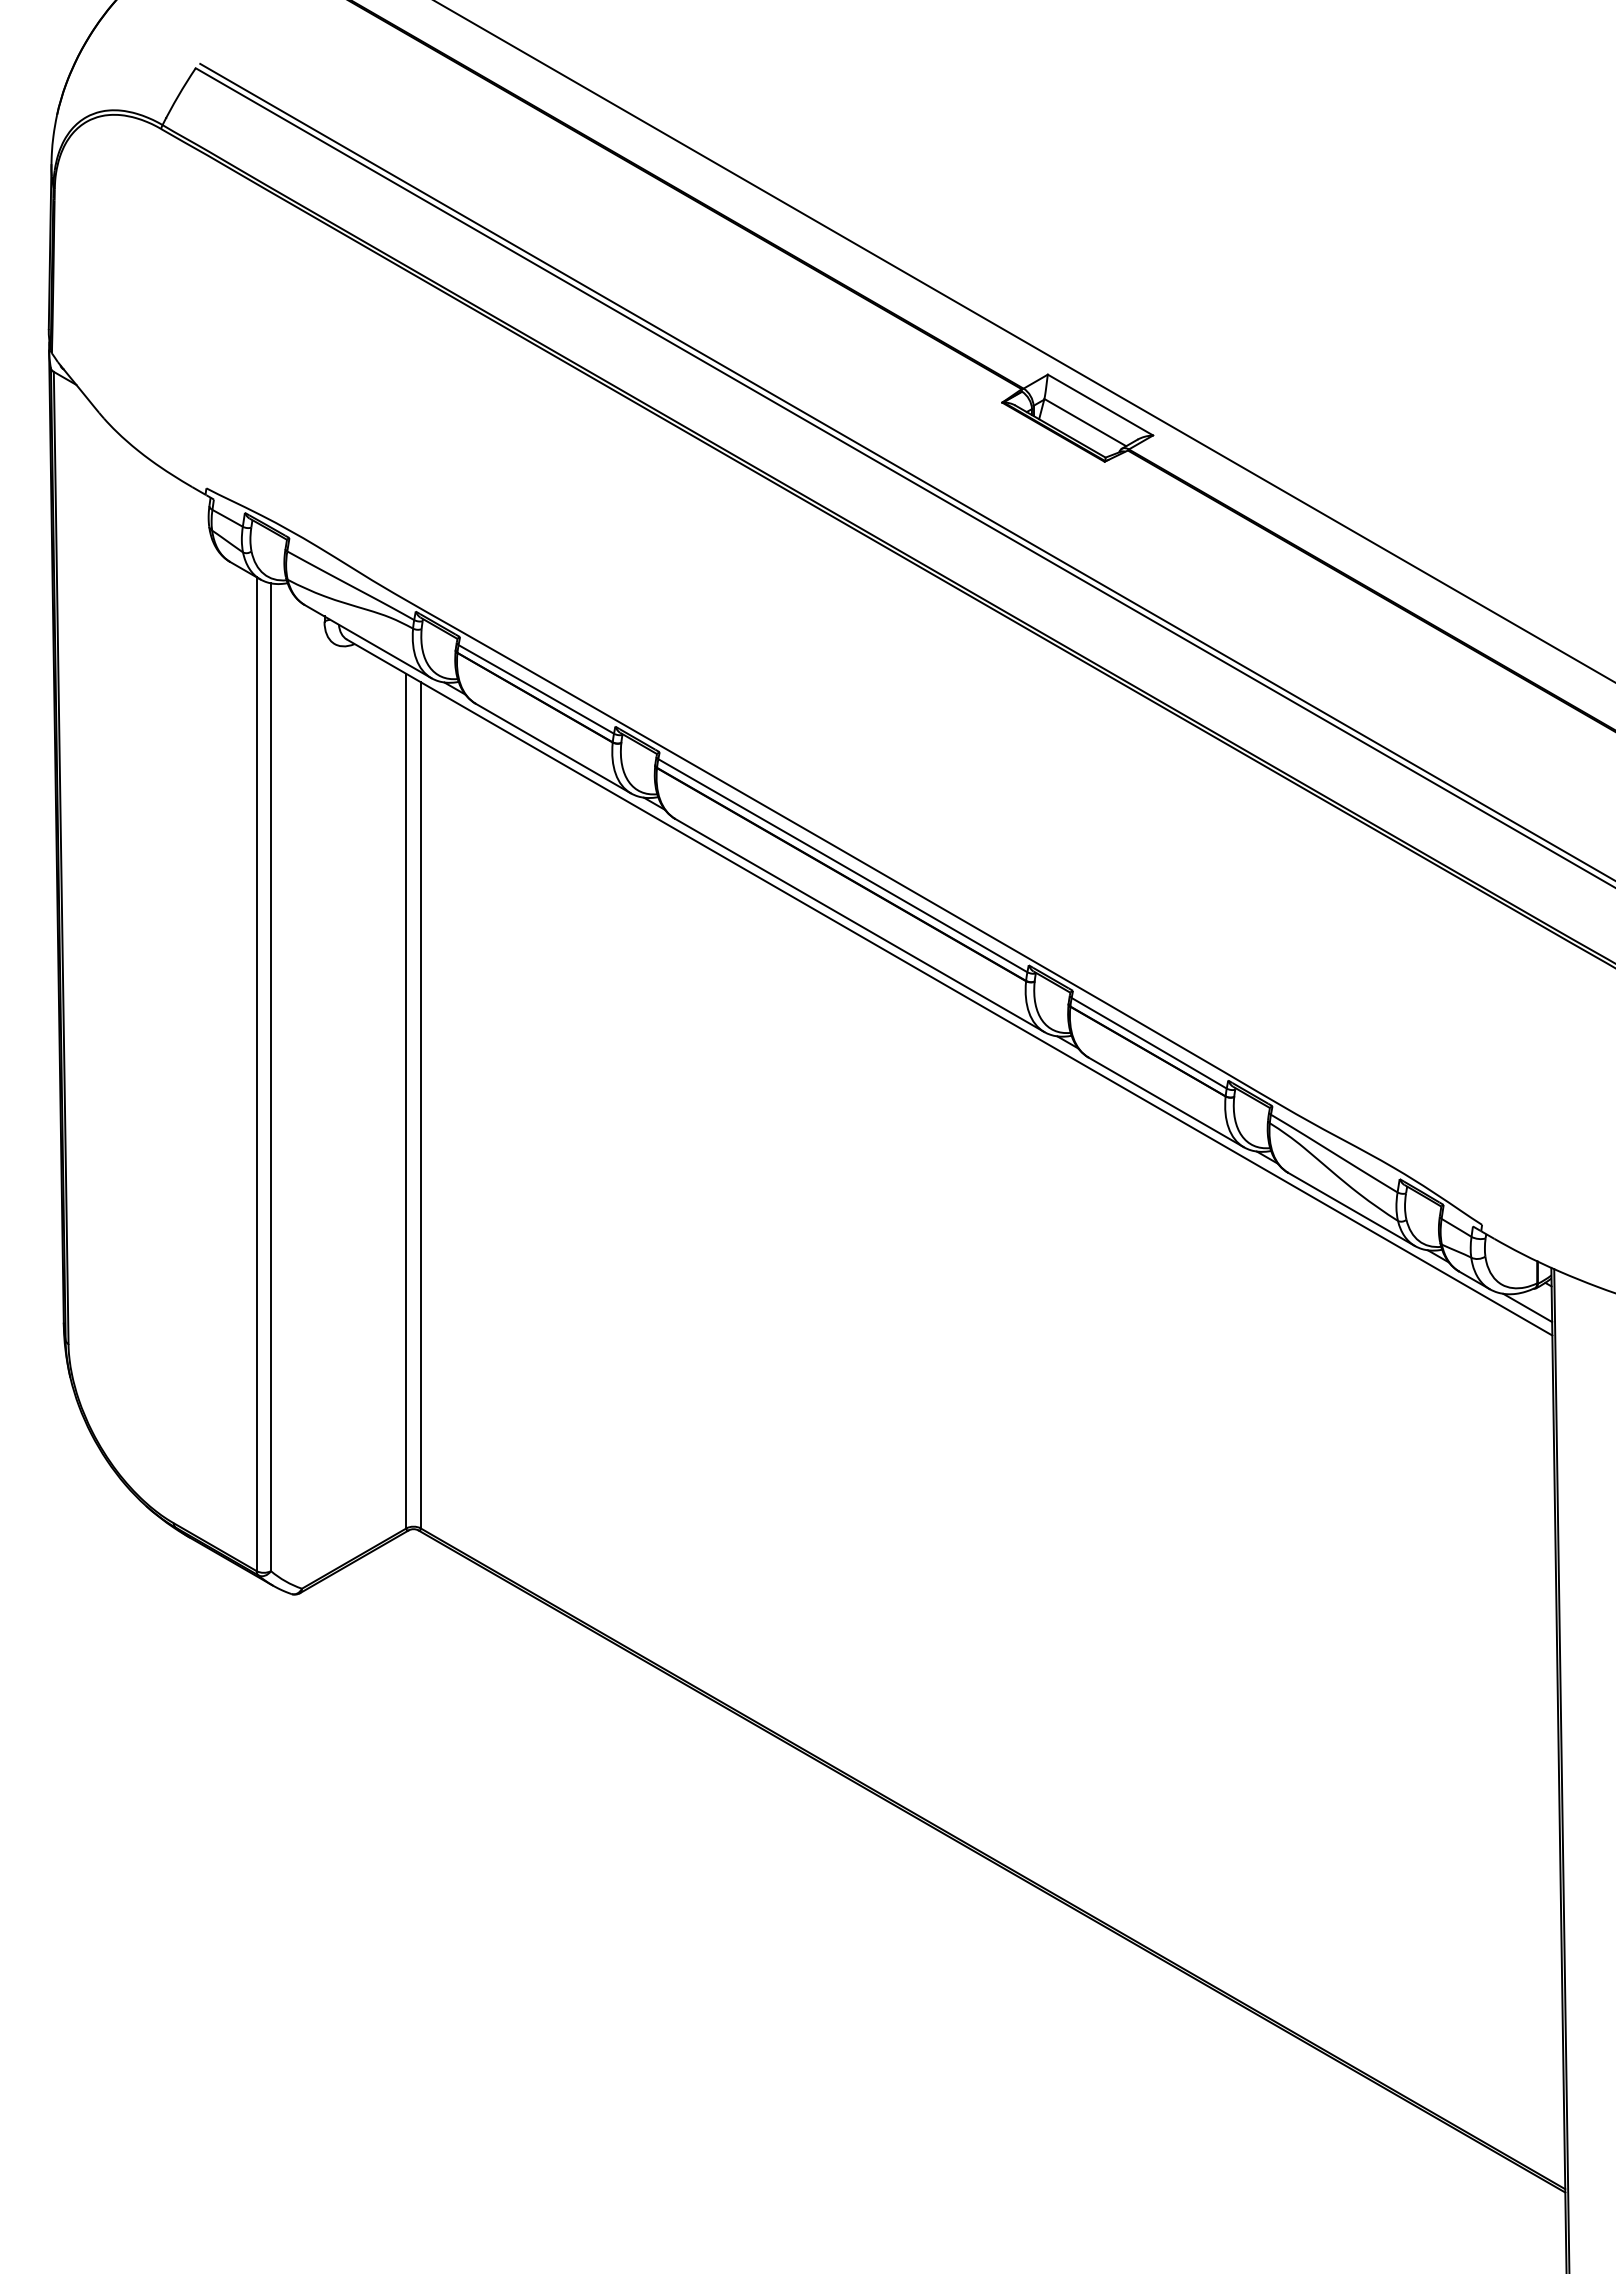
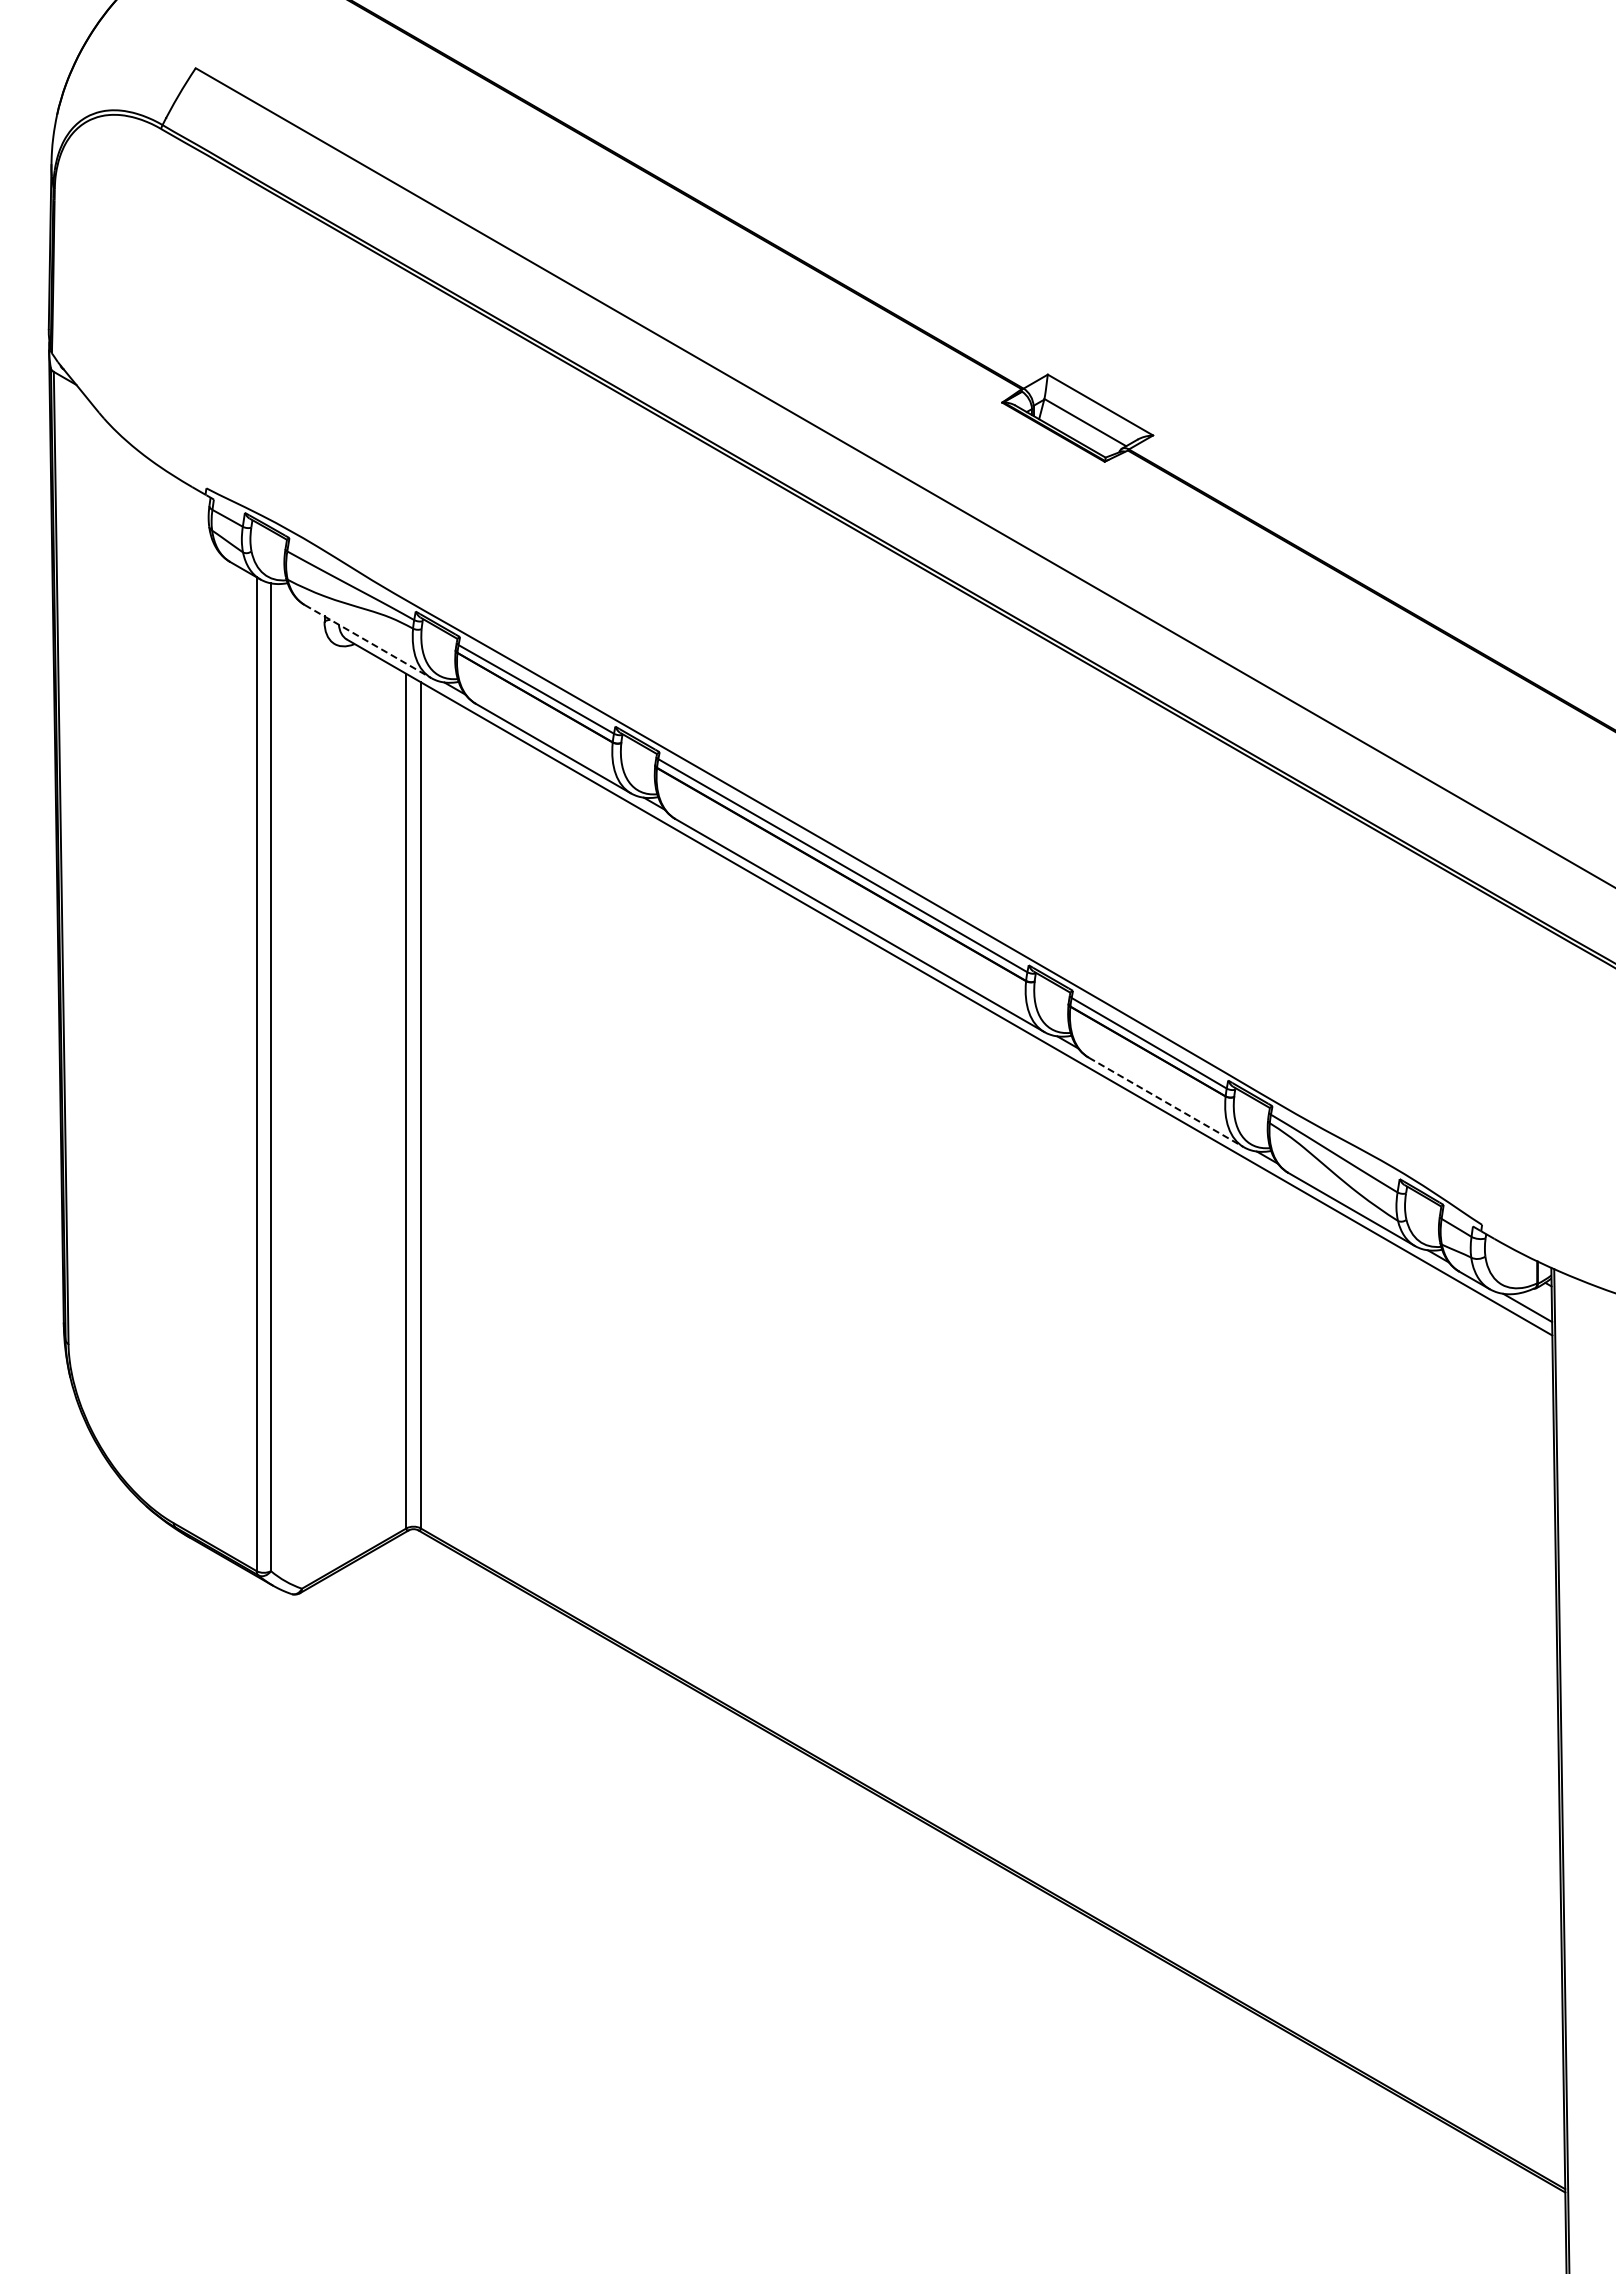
line: present -> none (1024, 341)
line: present -> none (906, 471)
line: solid -> dashed (368, 641)
line: solid -> dashed (1166, 1102)
